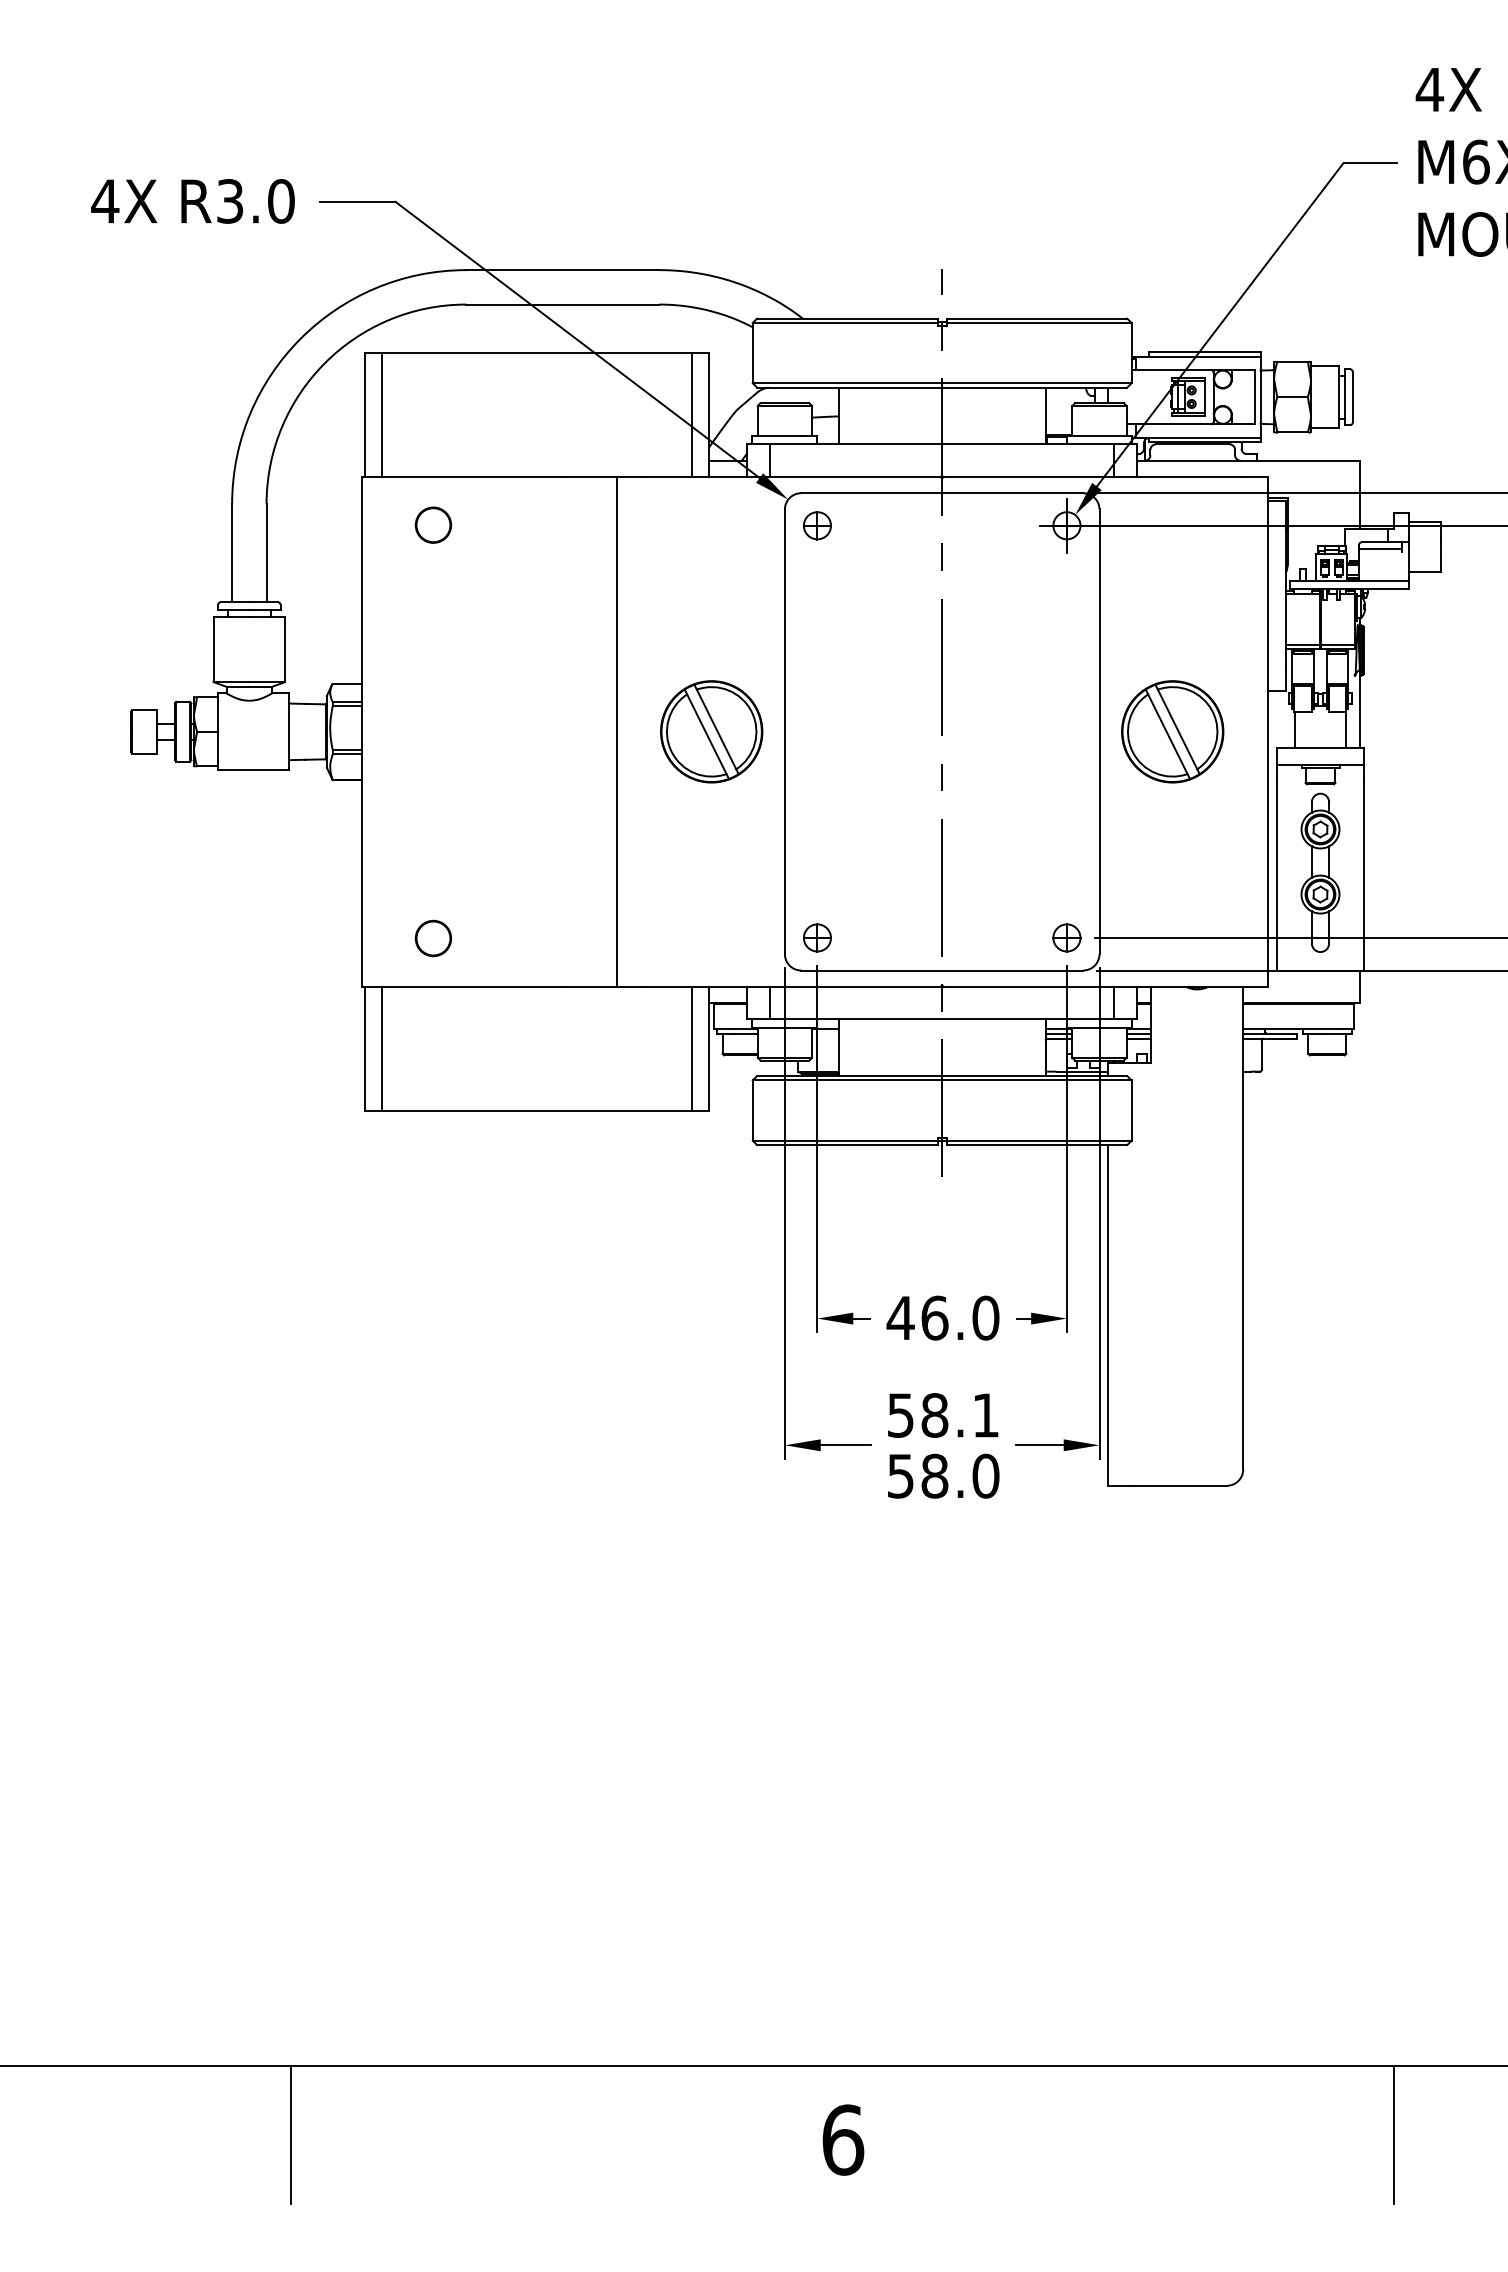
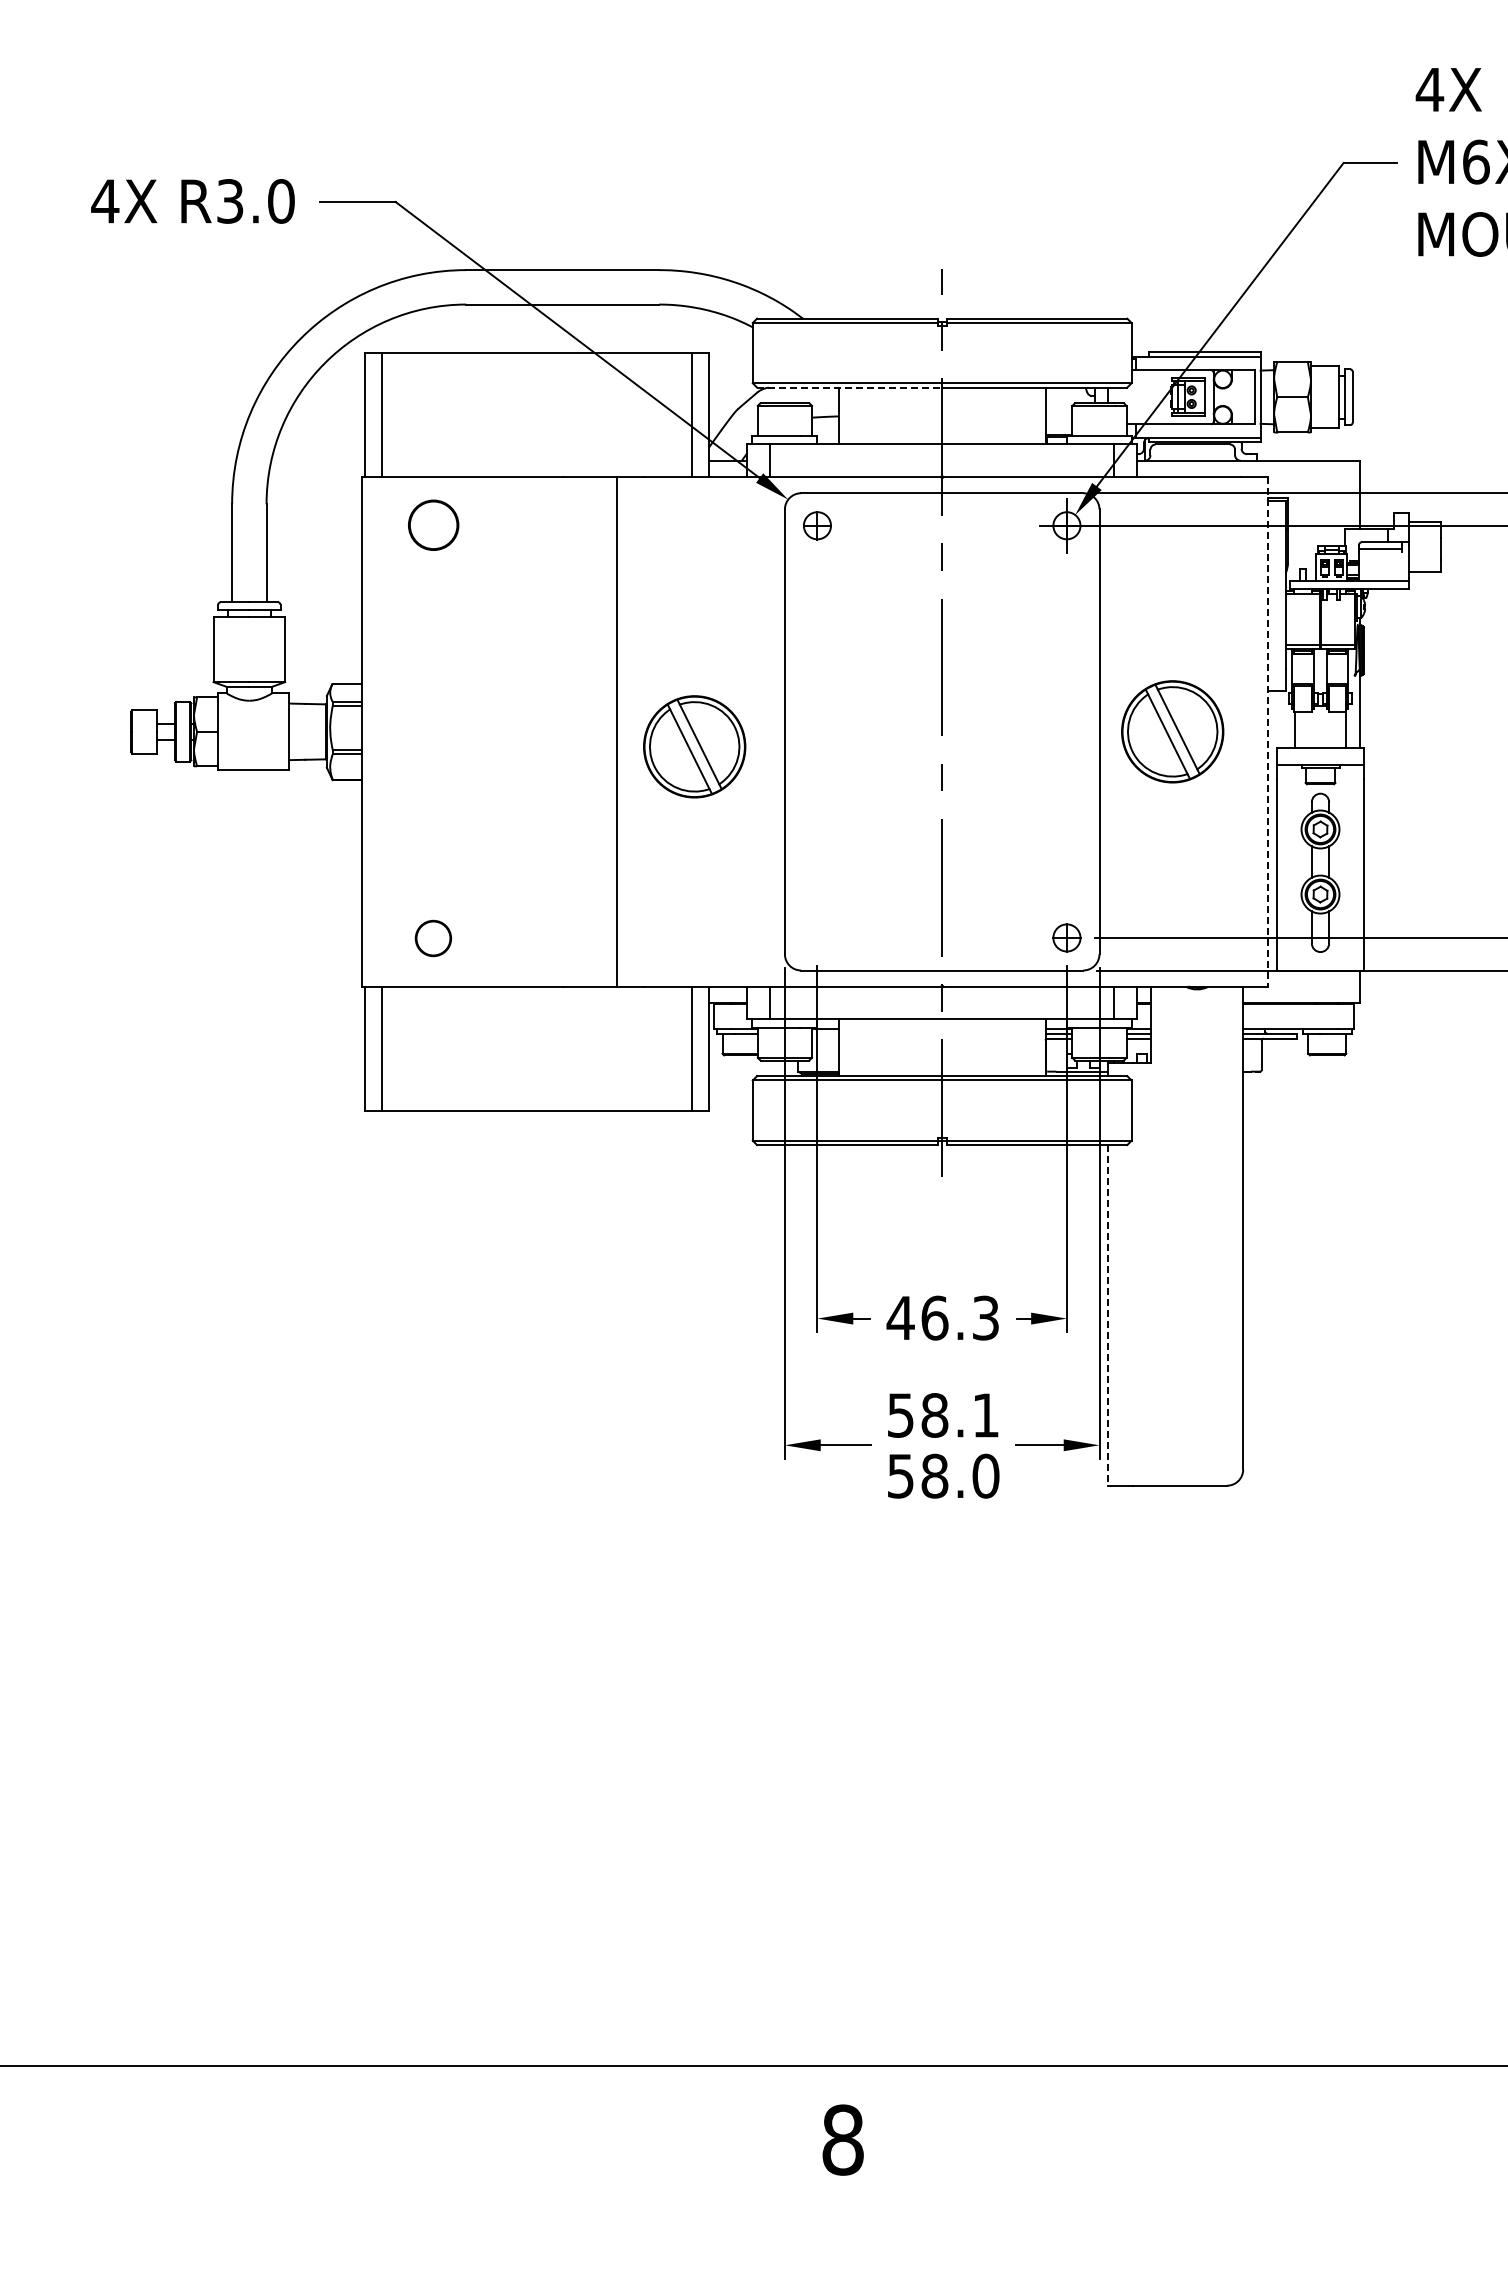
line: solid -> dashed (849, 387)
circle size: 38x38 px -> 52x52 px (433, 524)
part position: (711, 731) -> (694, 746) (694, 746)
line: solid -> dashed (1267, 731)
part: present -> none (817, 937)
line: solid -> dashed (1107, 1315)
text: 46.0 -> 46.3 (985, 1317)
line: present -> none (290, 2134)
line: present -> none (1394, 2134)
text: 6 -> 8 (843, 2139)
